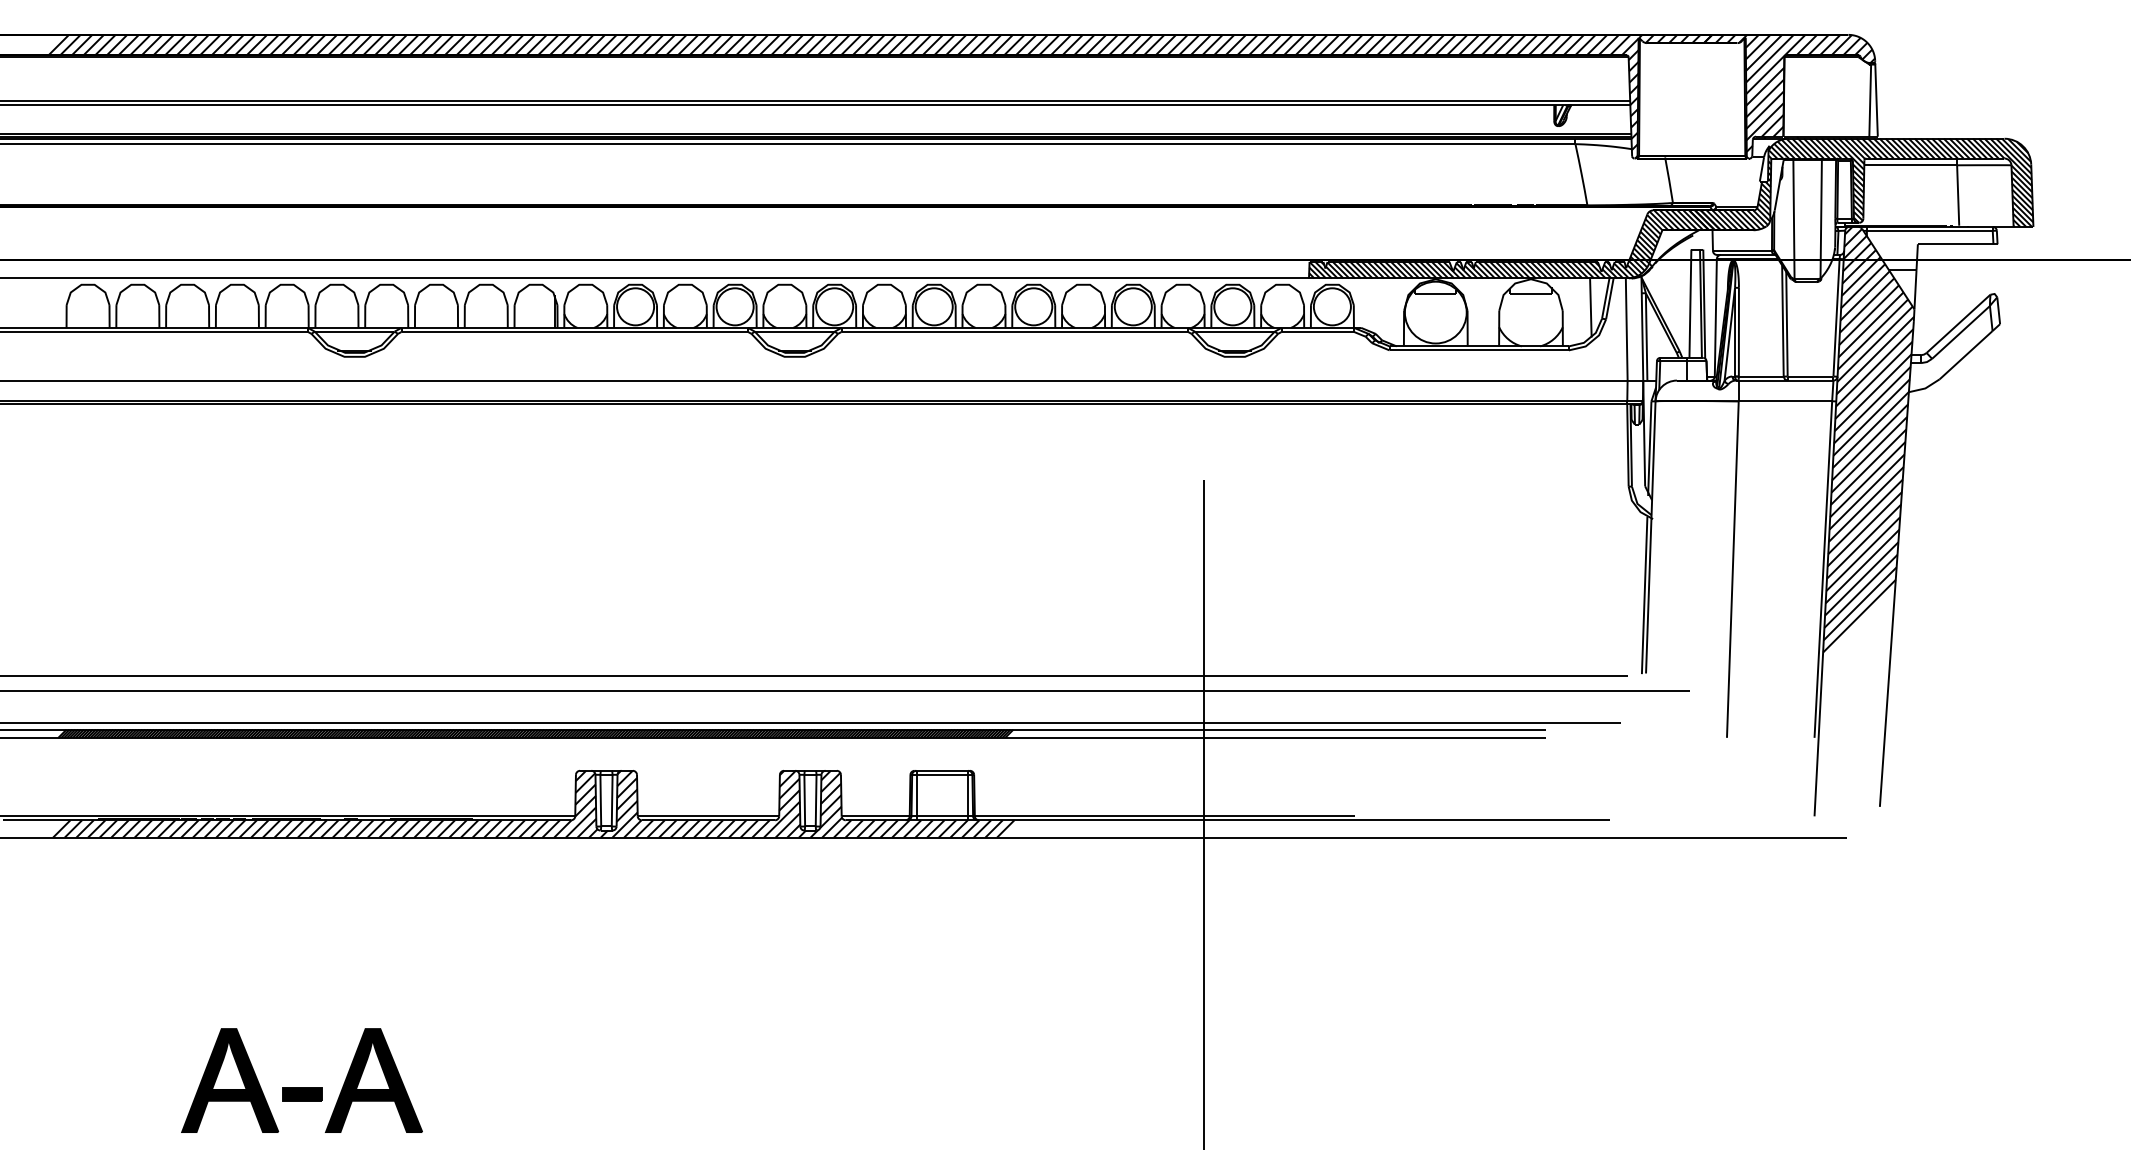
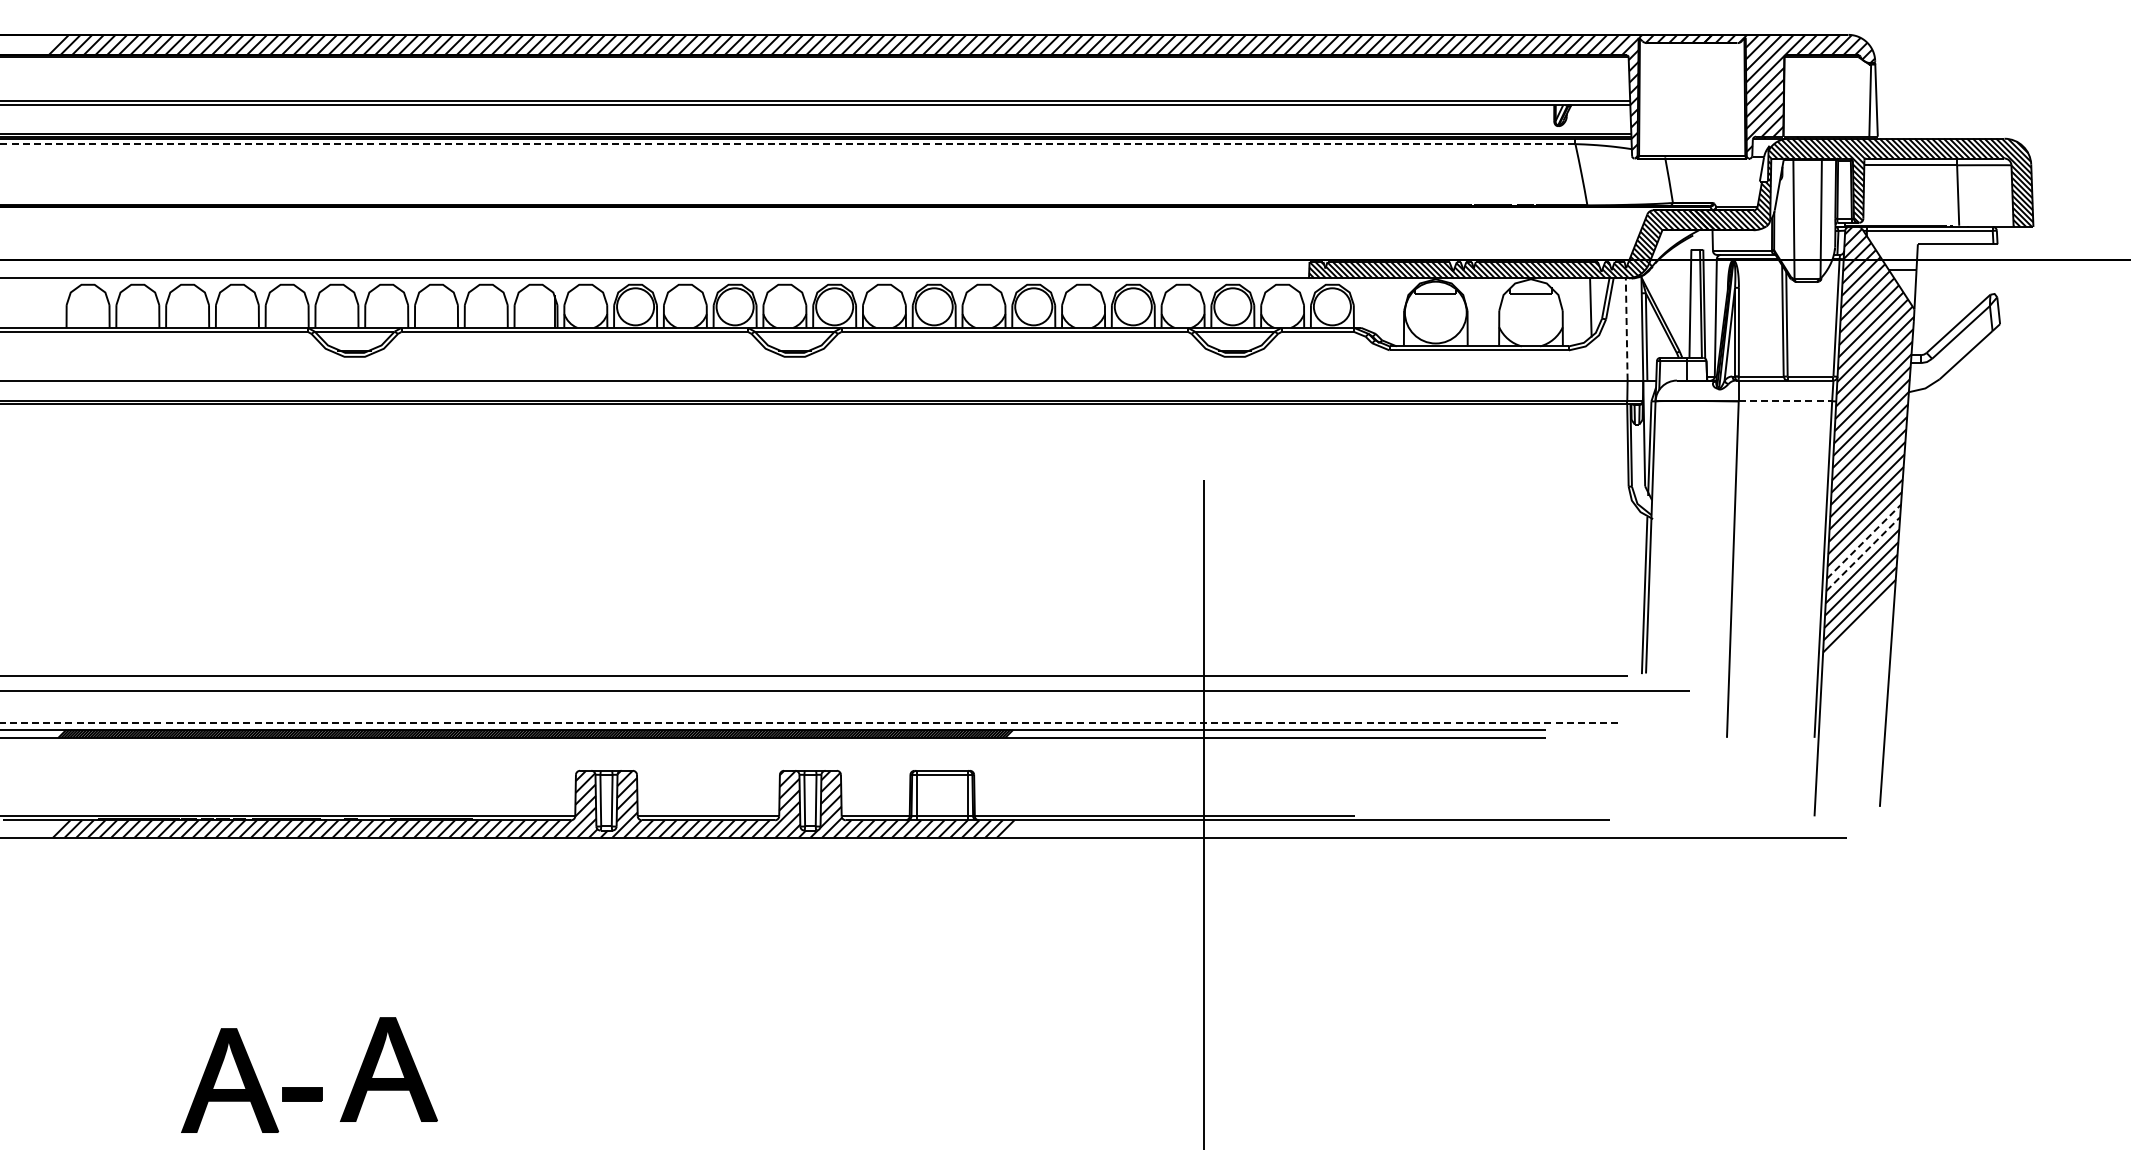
line: solid -> dashed (787, 144)
line: solid -> dashed (1626, 329)
line: solid -> dashed (1785, 401)
line: solid -> dashed (1864, 541)
line: solid -> dashed (1863, 553)
line: solid -> dashed (811, 723)
part position: (373, 1080) -> (388, 1069) (388, 1069)
